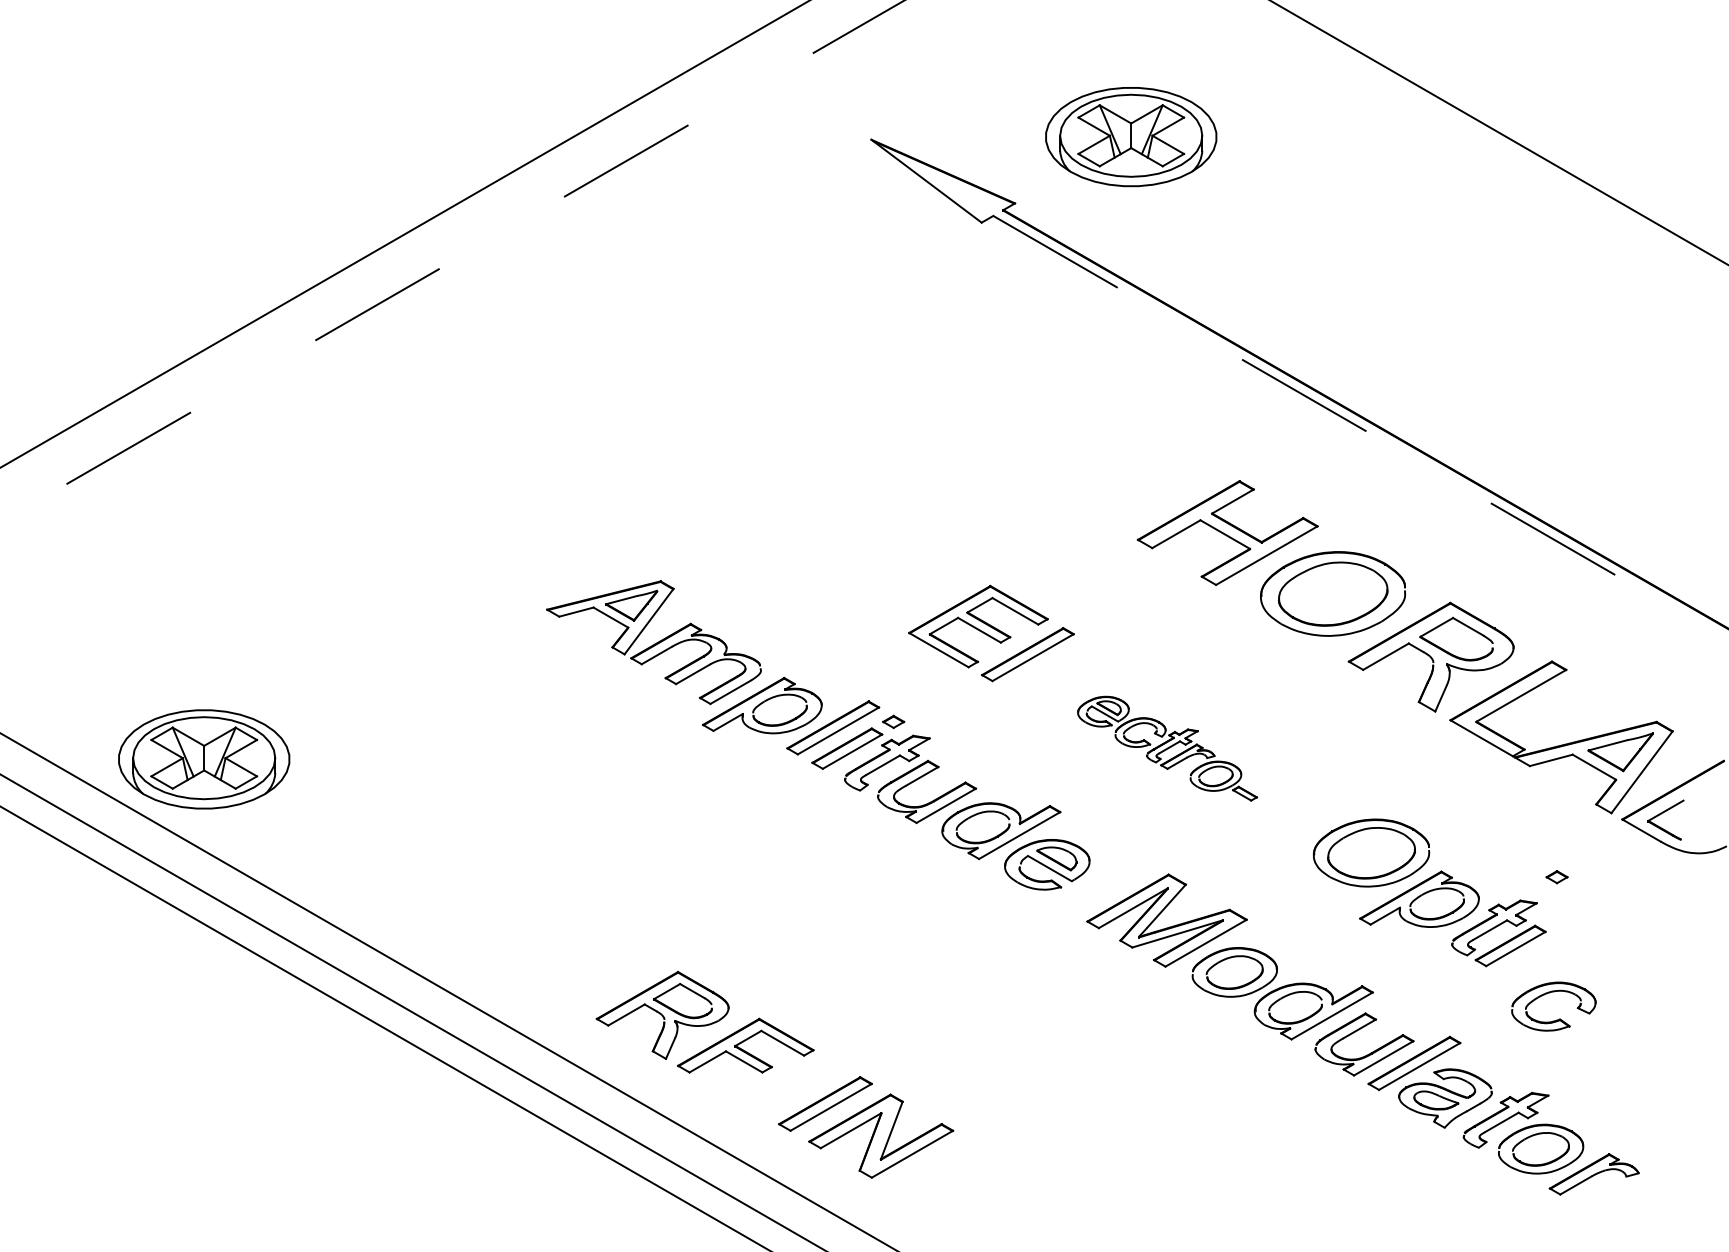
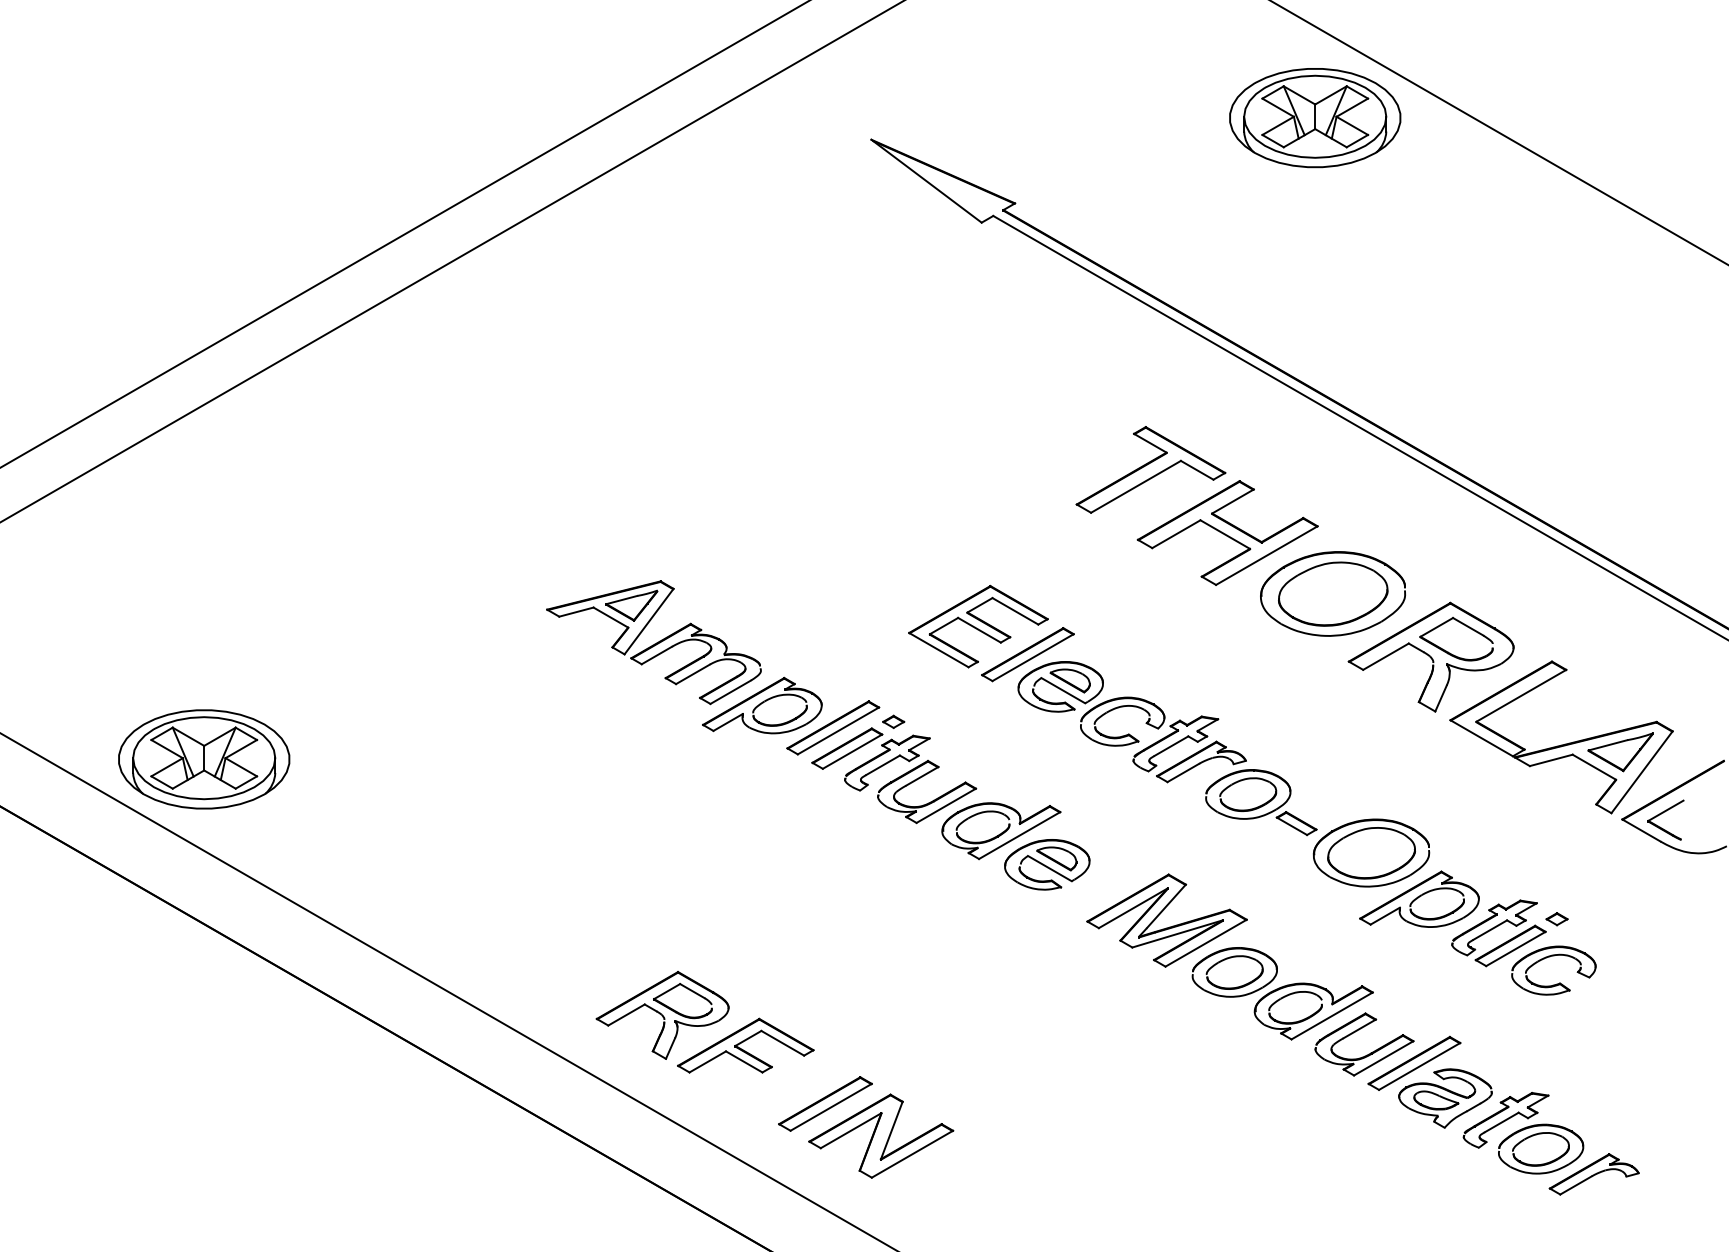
part position: (1131, 137) -> (1315, 118) (1315, 118)
line: dashed -> solid (452, 261)
line: dashed -> solid (1361, 428)
part: none -> present (1150, 469)
part size: 181x107 px -> 301x176 px (1167, 748)
part position: (1556, 877) -> (1556, 919) (1556, 919)
line position: (412, 1011) -> (384, 1027) (384, 1027)
part position: (1556, 1019) -> (1556, 983) (1556, 983)
